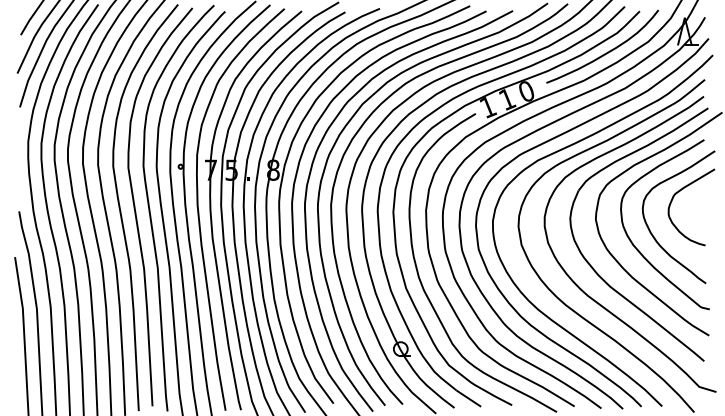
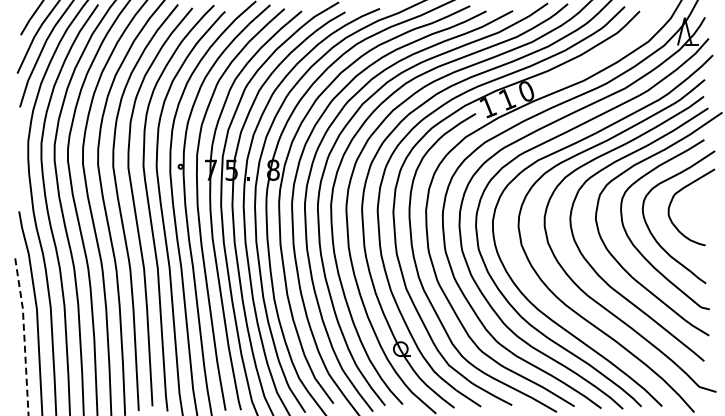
curve: present -> none (607, 51)
line: solid -> dashed (24, 335)
